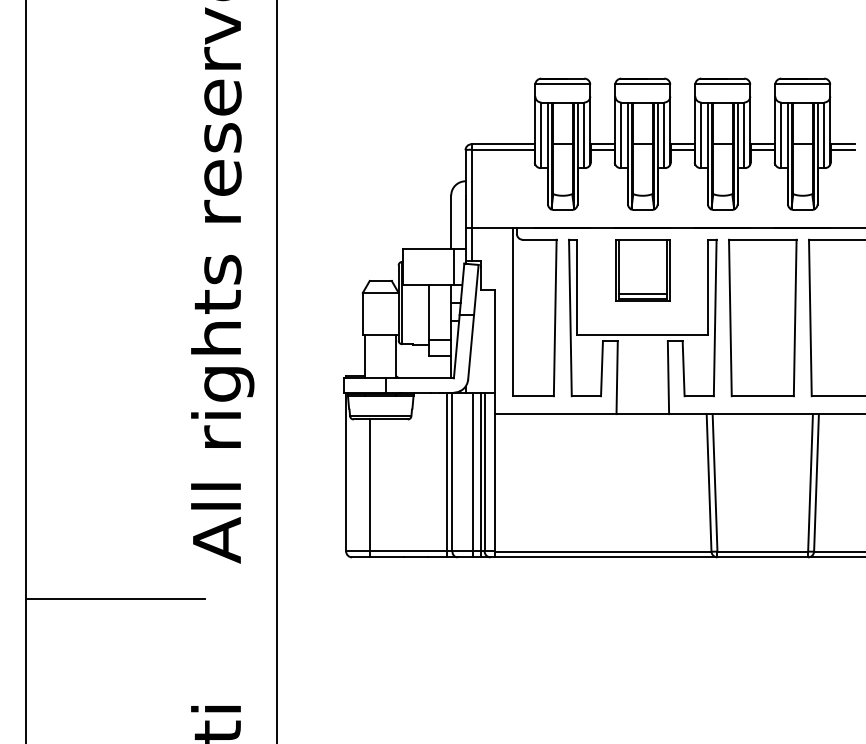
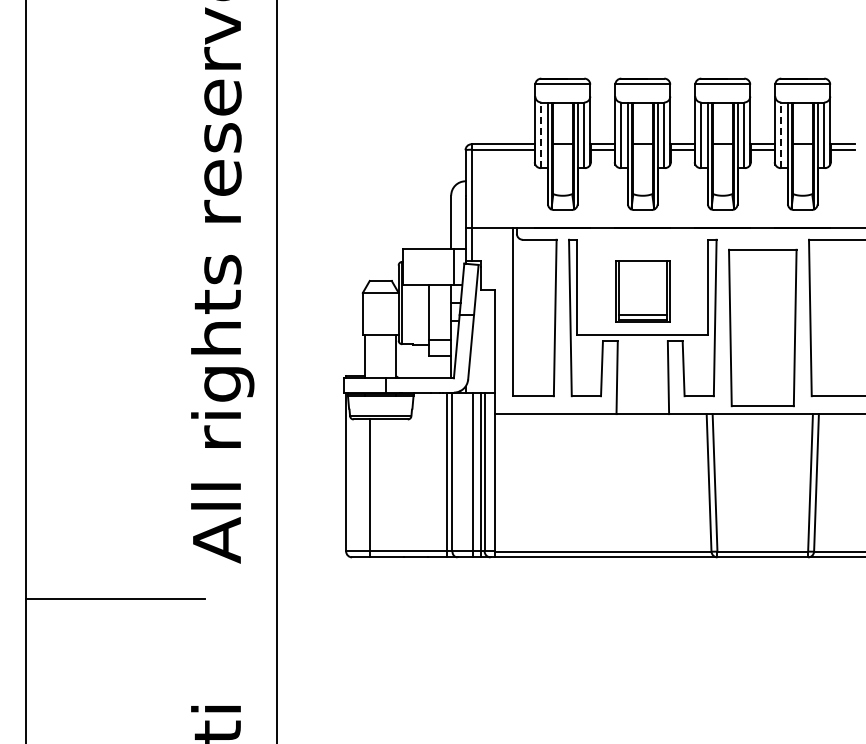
line: solid -> dashed (541, 135)
line: solid -> dashed (781, 135)
part position: (642, 270) -> (642, 291) (642, 291)
part position: (762, 317) -> (762, 327) (762, 327)
